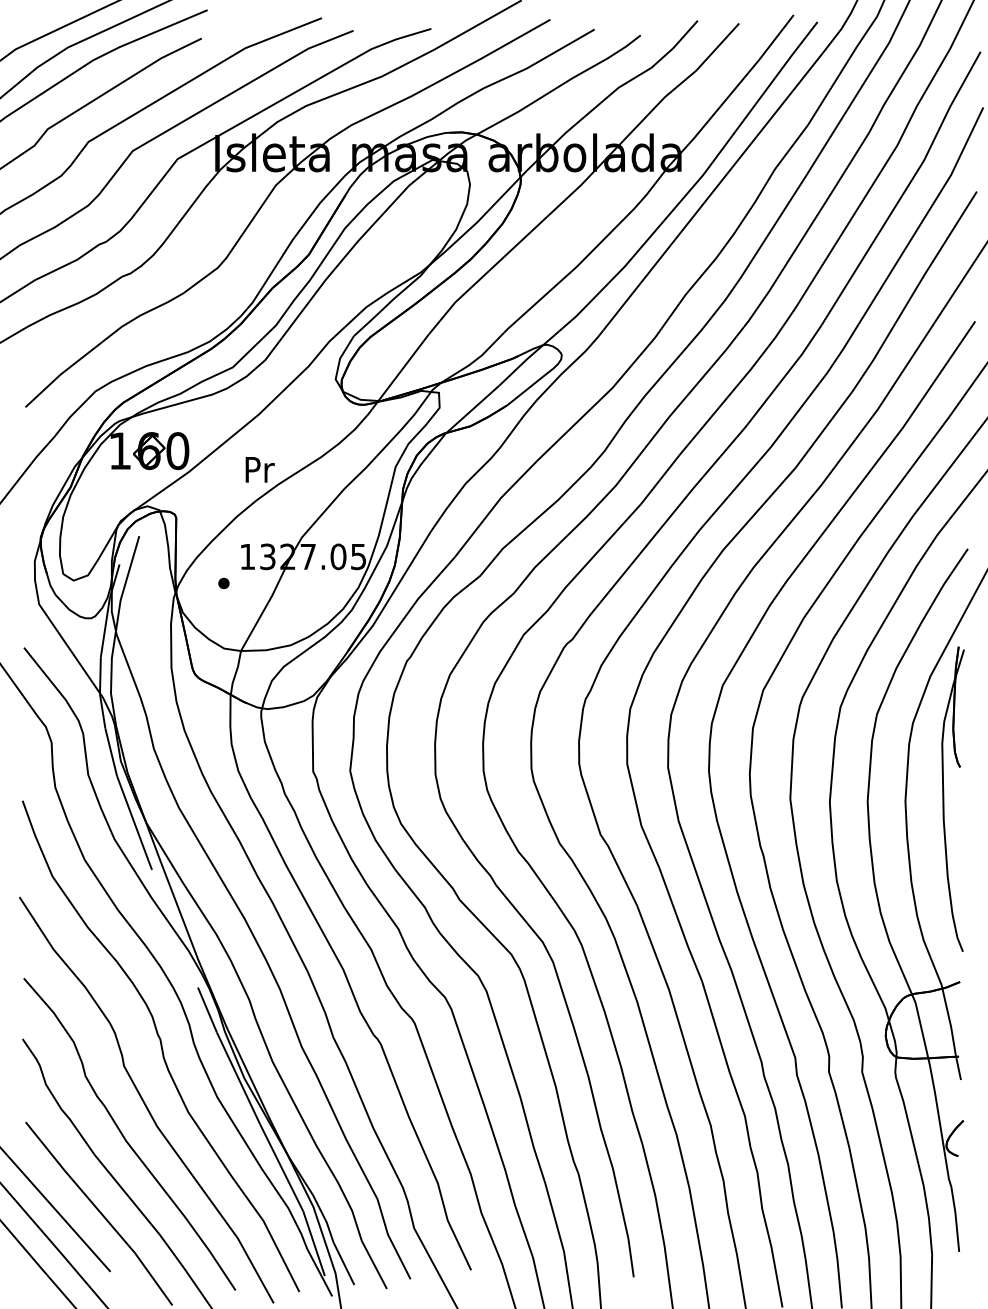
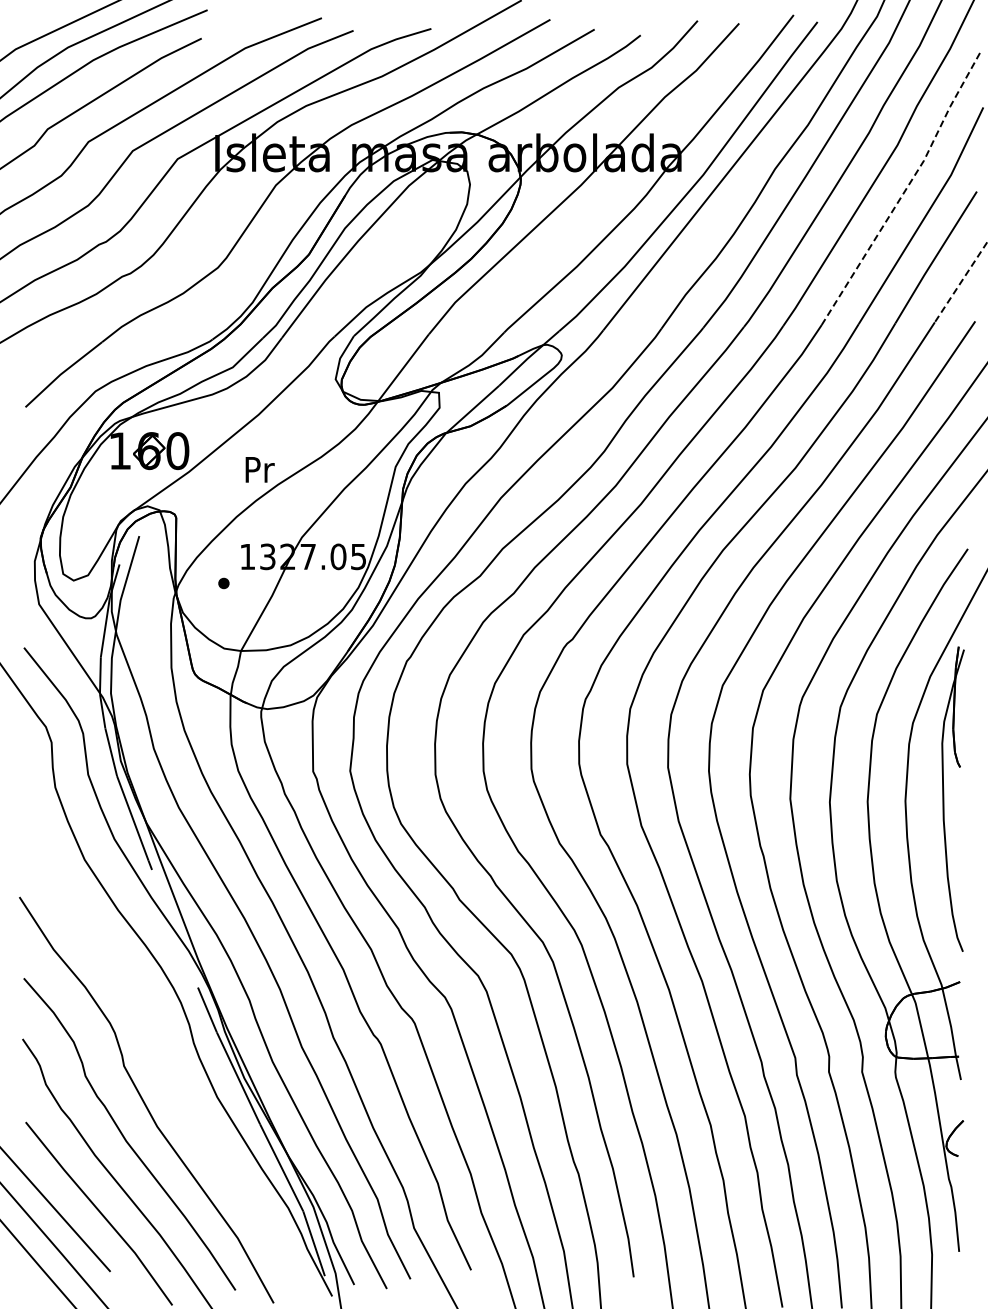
line: solid -> dashed (906, 189)
line: solid -> dashed (961, 282)
curve: present -> none (161, 1046)
